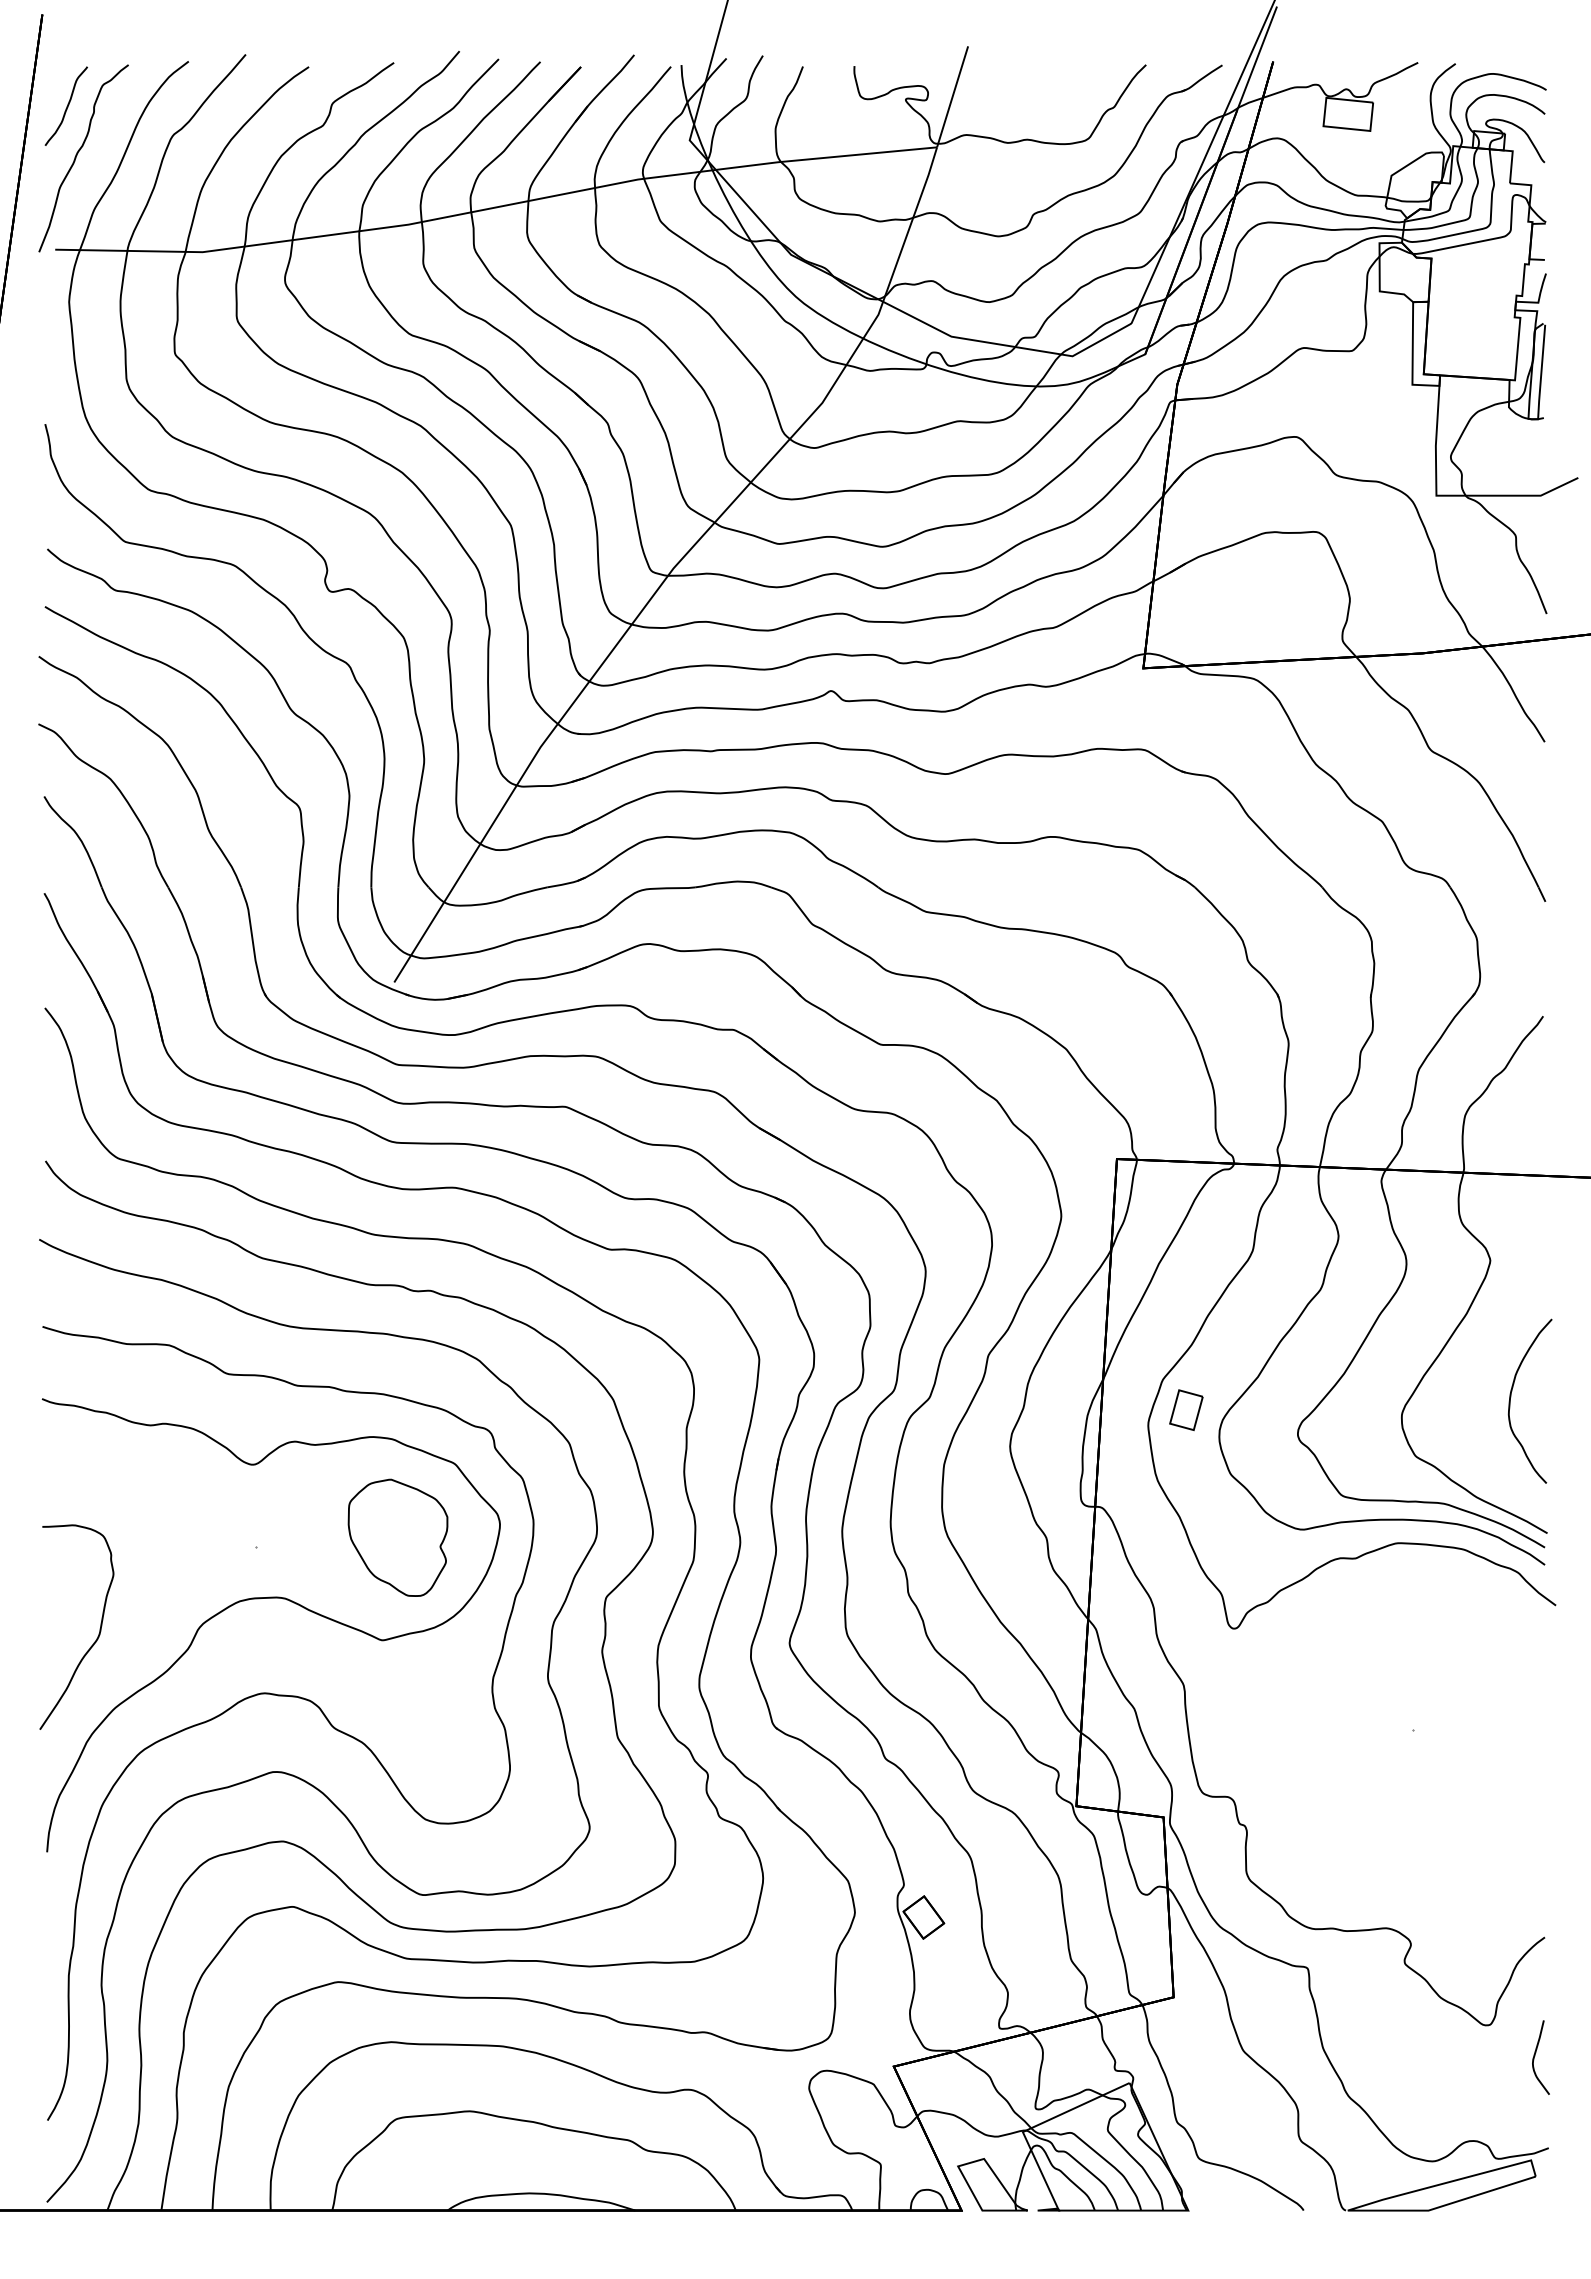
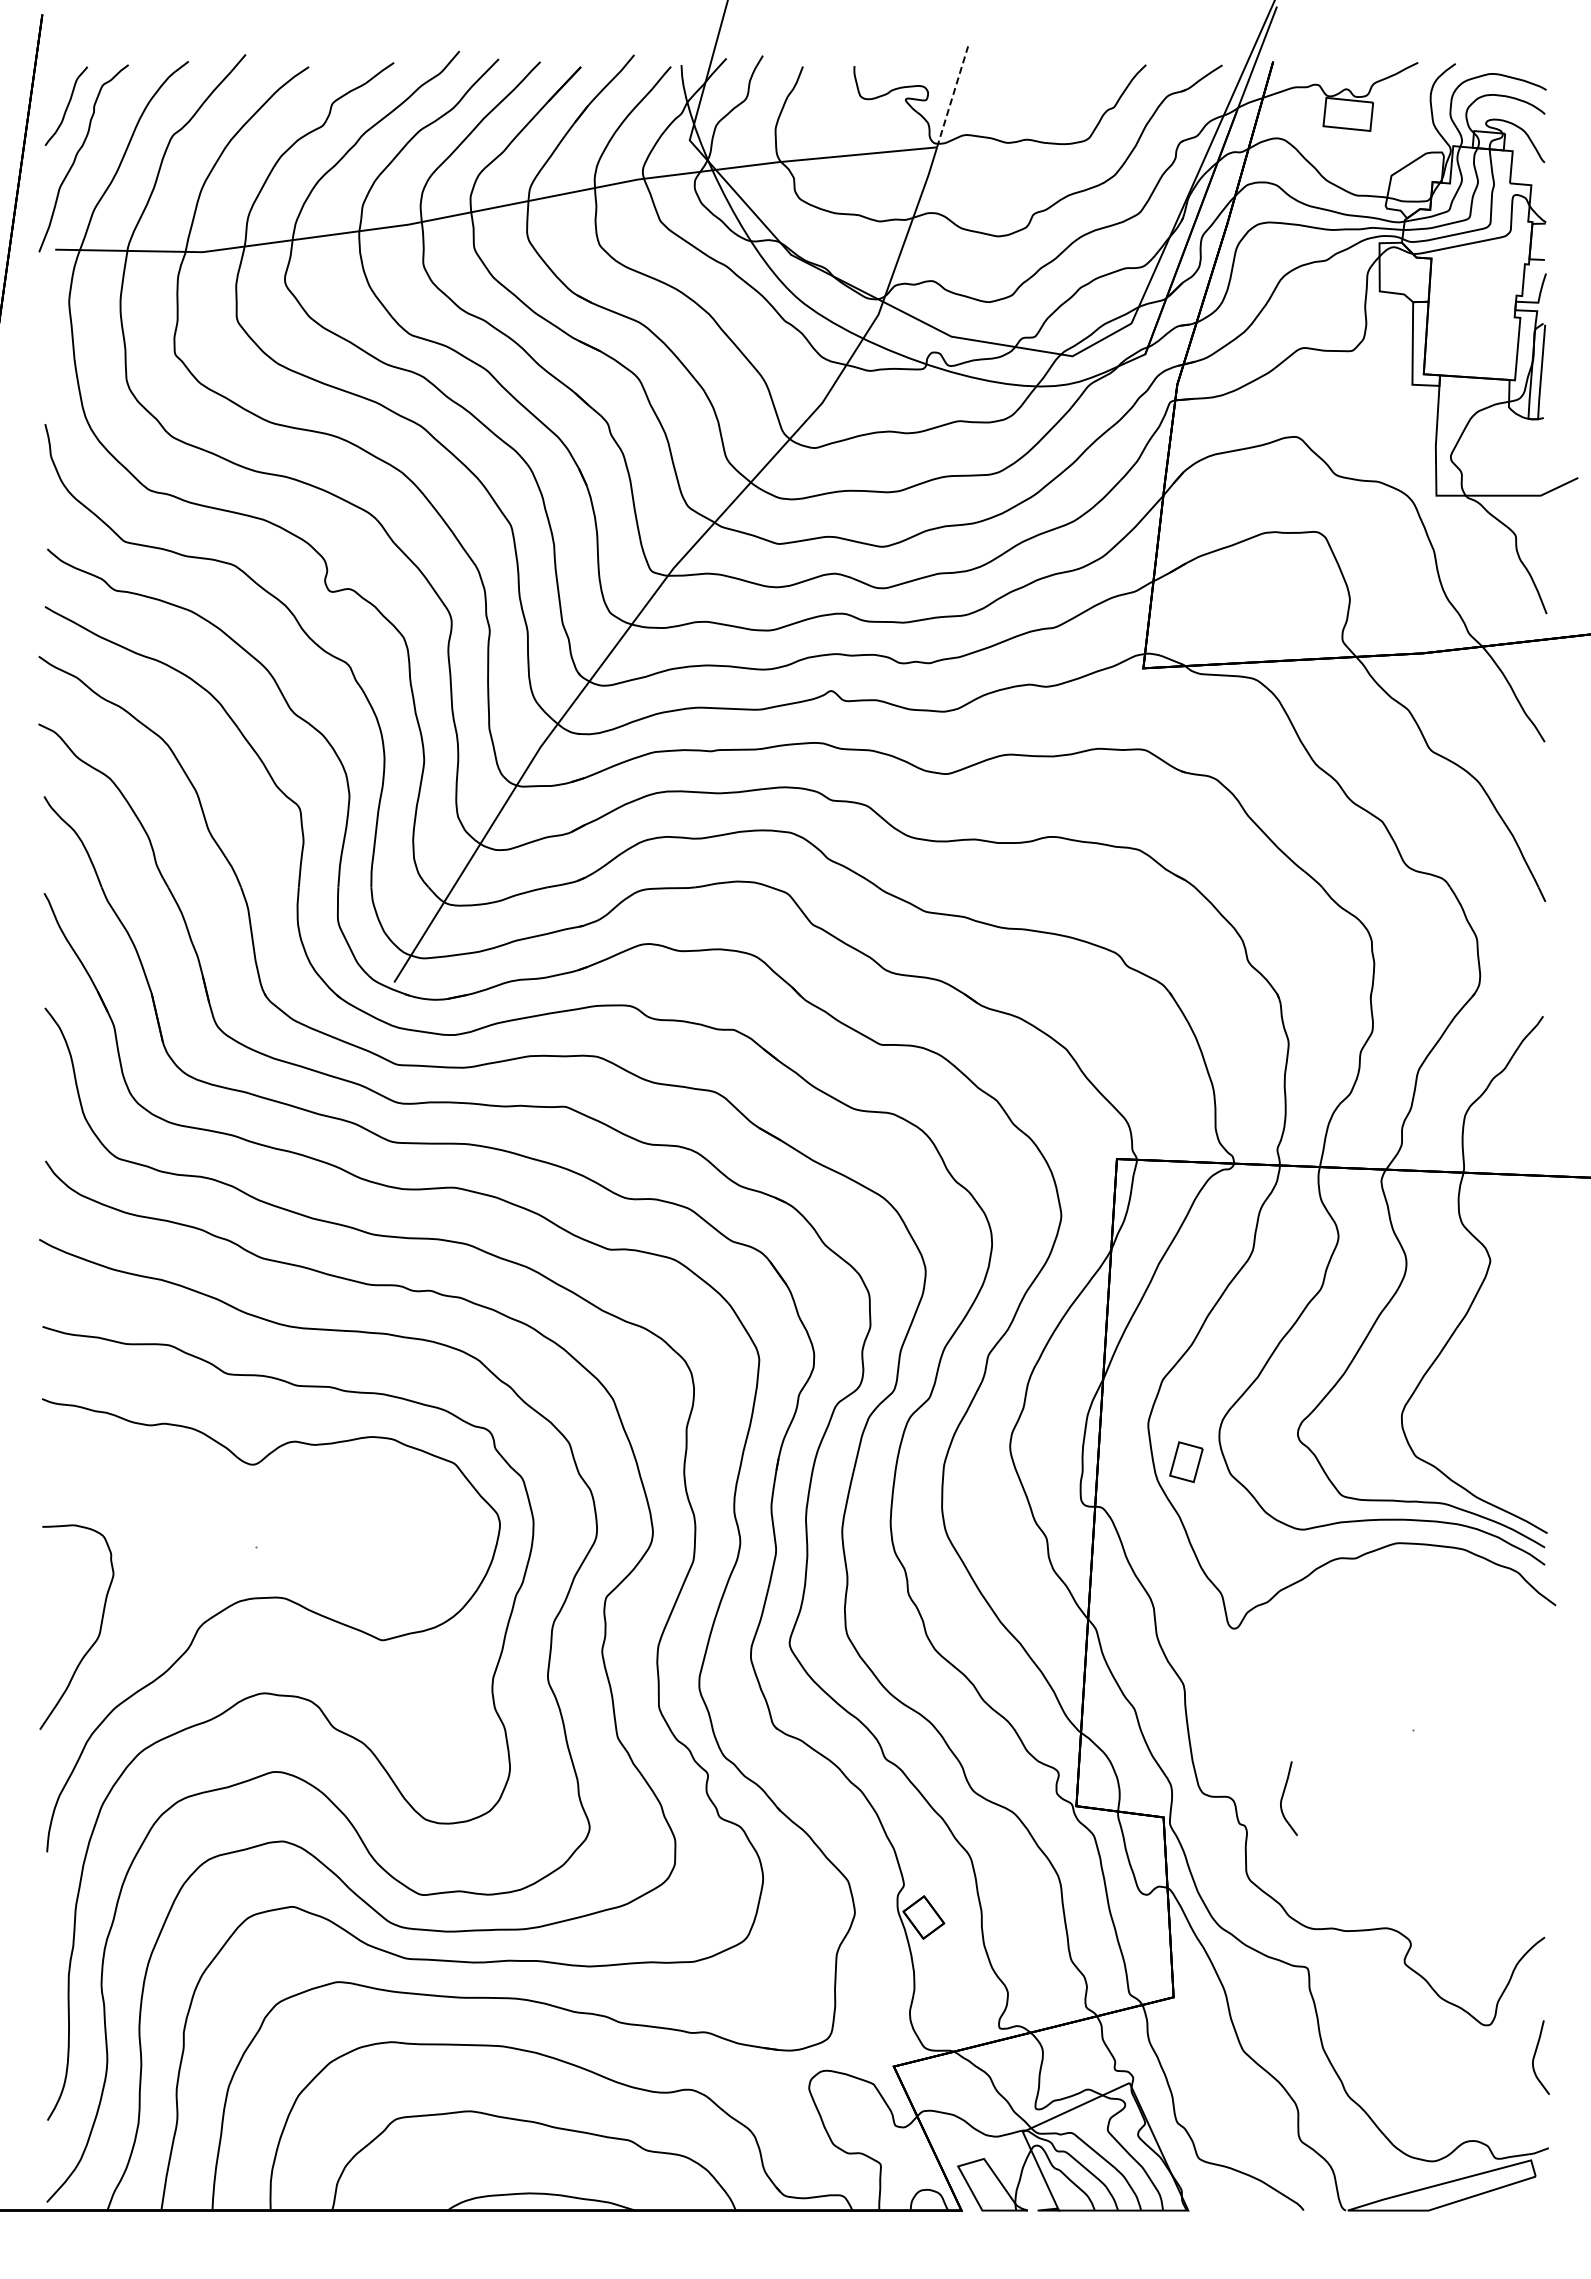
line: solid -> dashed (952, 96)
curve: present -> none (1511, 1397)
part position: (1186, 1410) -> (1186, 1462) (1186, 1462)
part: present -> none (397, 1537)
curve: none -> present (1283, 1797)
